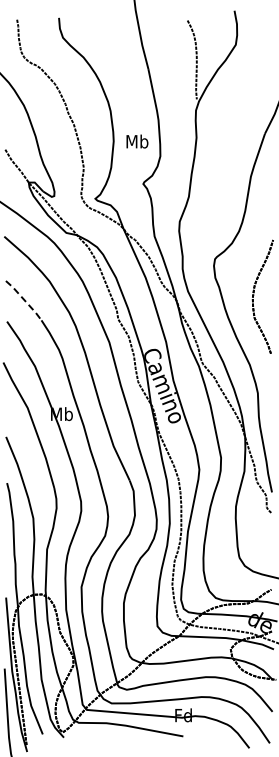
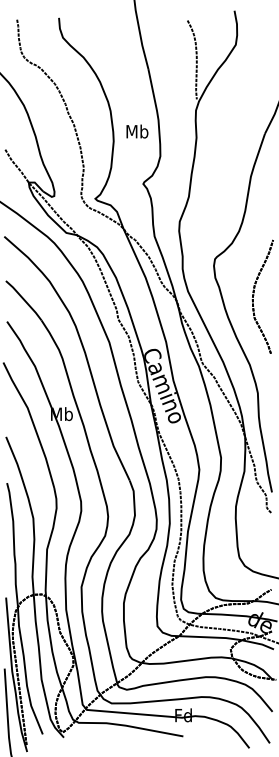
text position: (137, 141) -> (137, 131) (137, 131)
line: dashed -> solid (24, 300)
